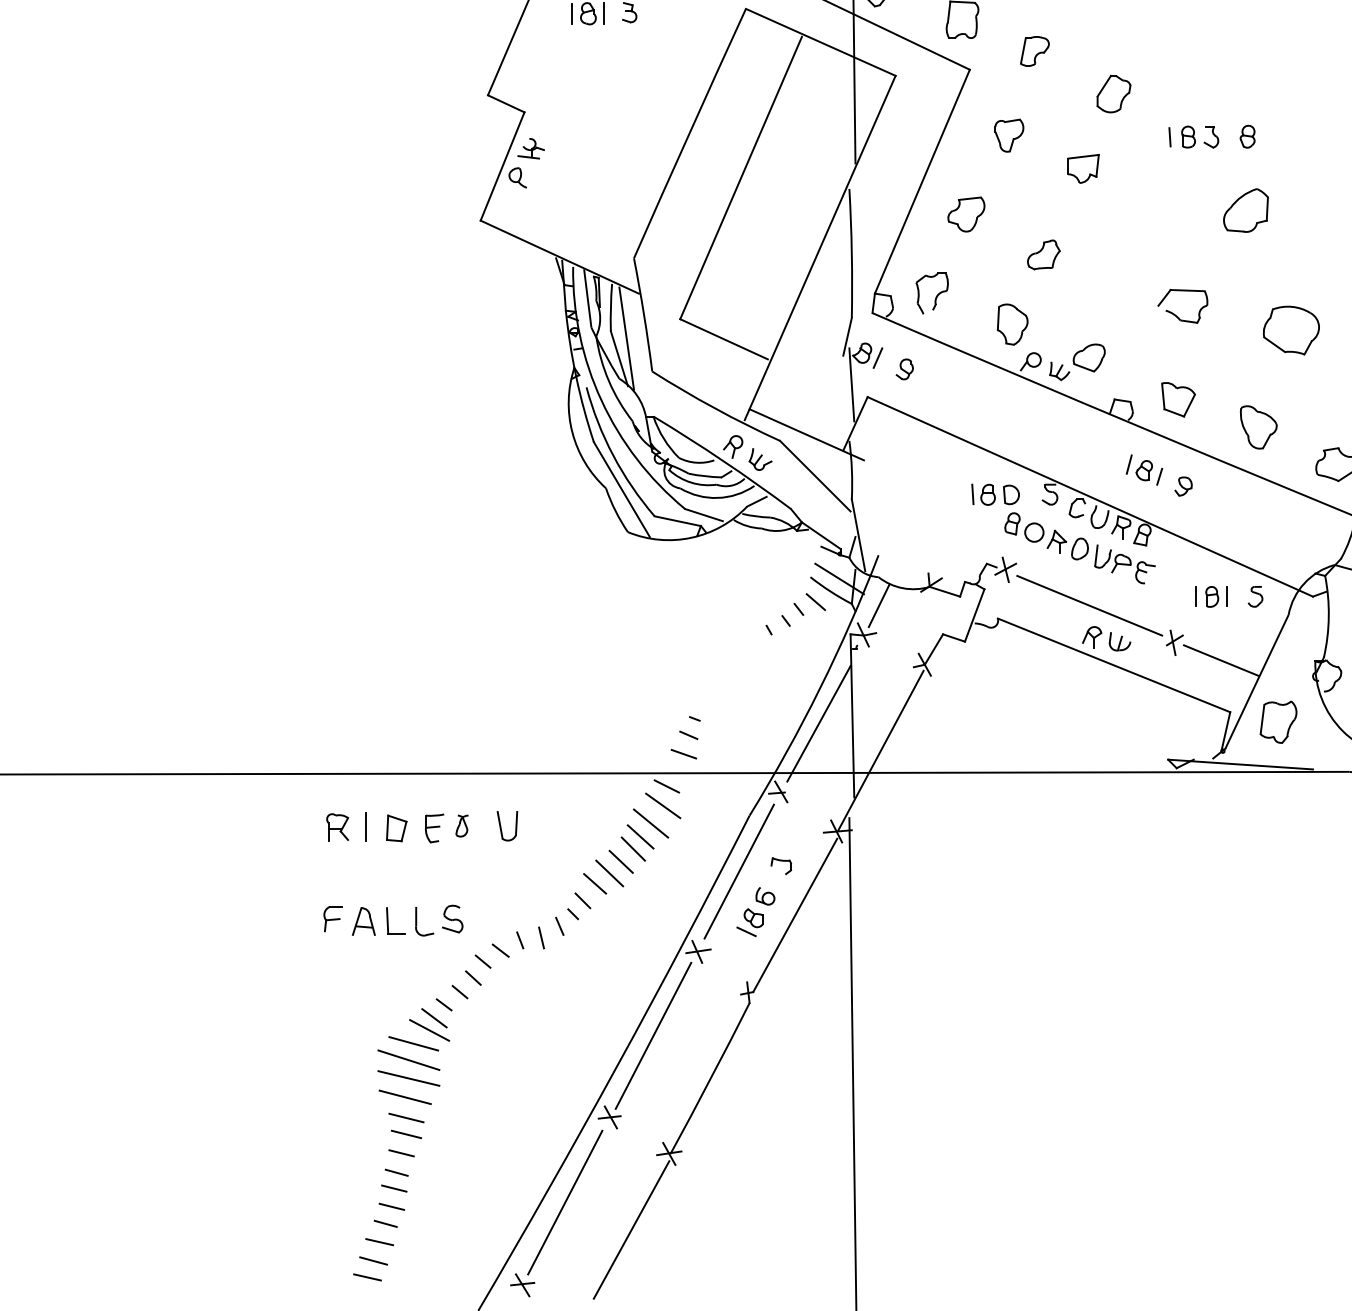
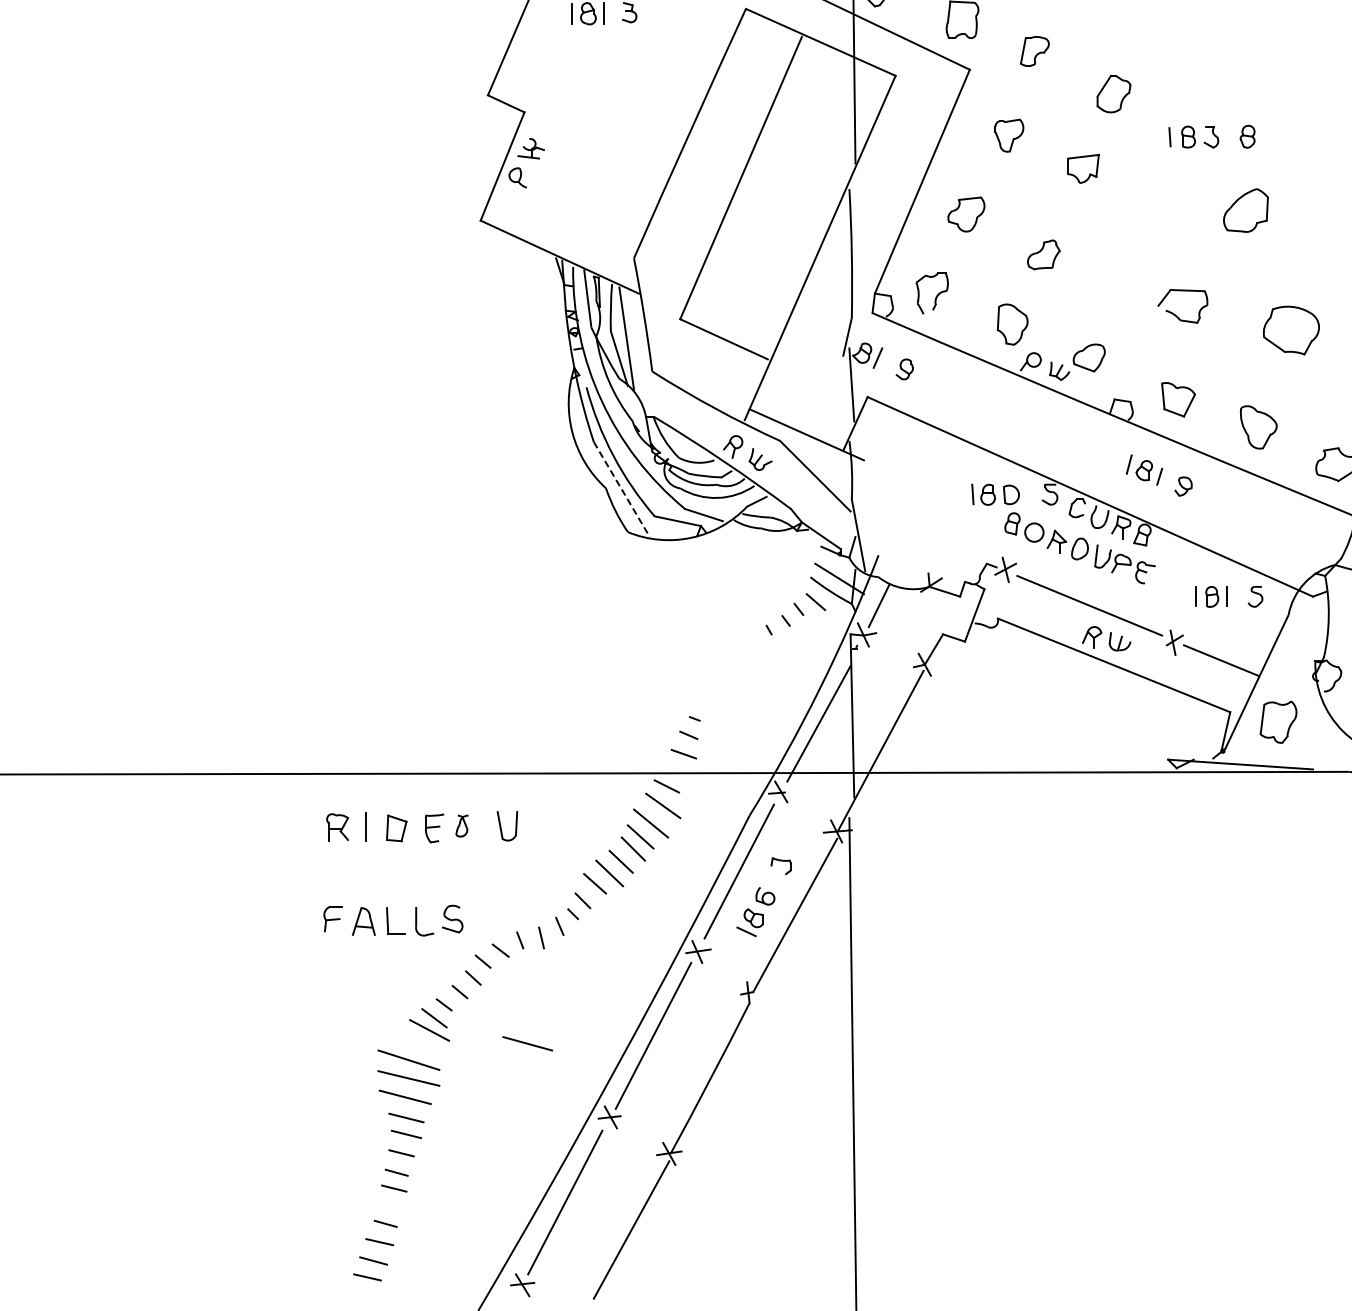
line: solid -> dashed (622, 489)
line position: (413, 1043) -> (527, 1043) (527, 1043)
line: present -> none (391, 1206)
